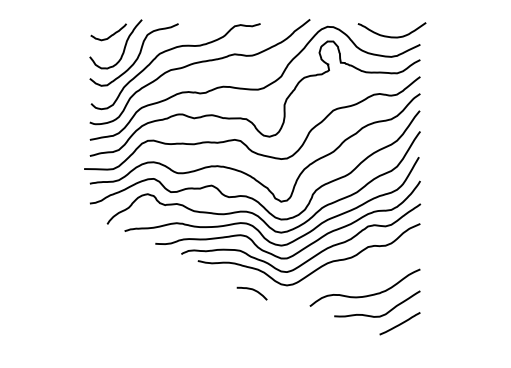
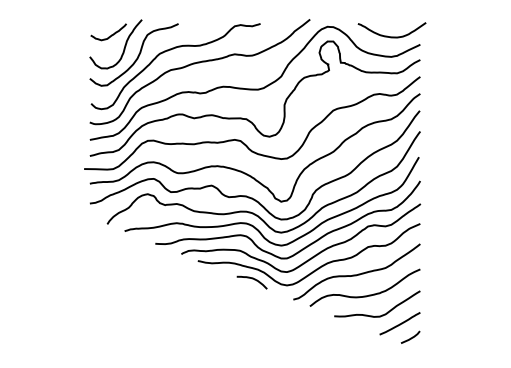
curve: none -> present (358, 273)
curve position: (252, 290) -> (252, 279) (252, 279)
curve: none -> present (410, 337)
